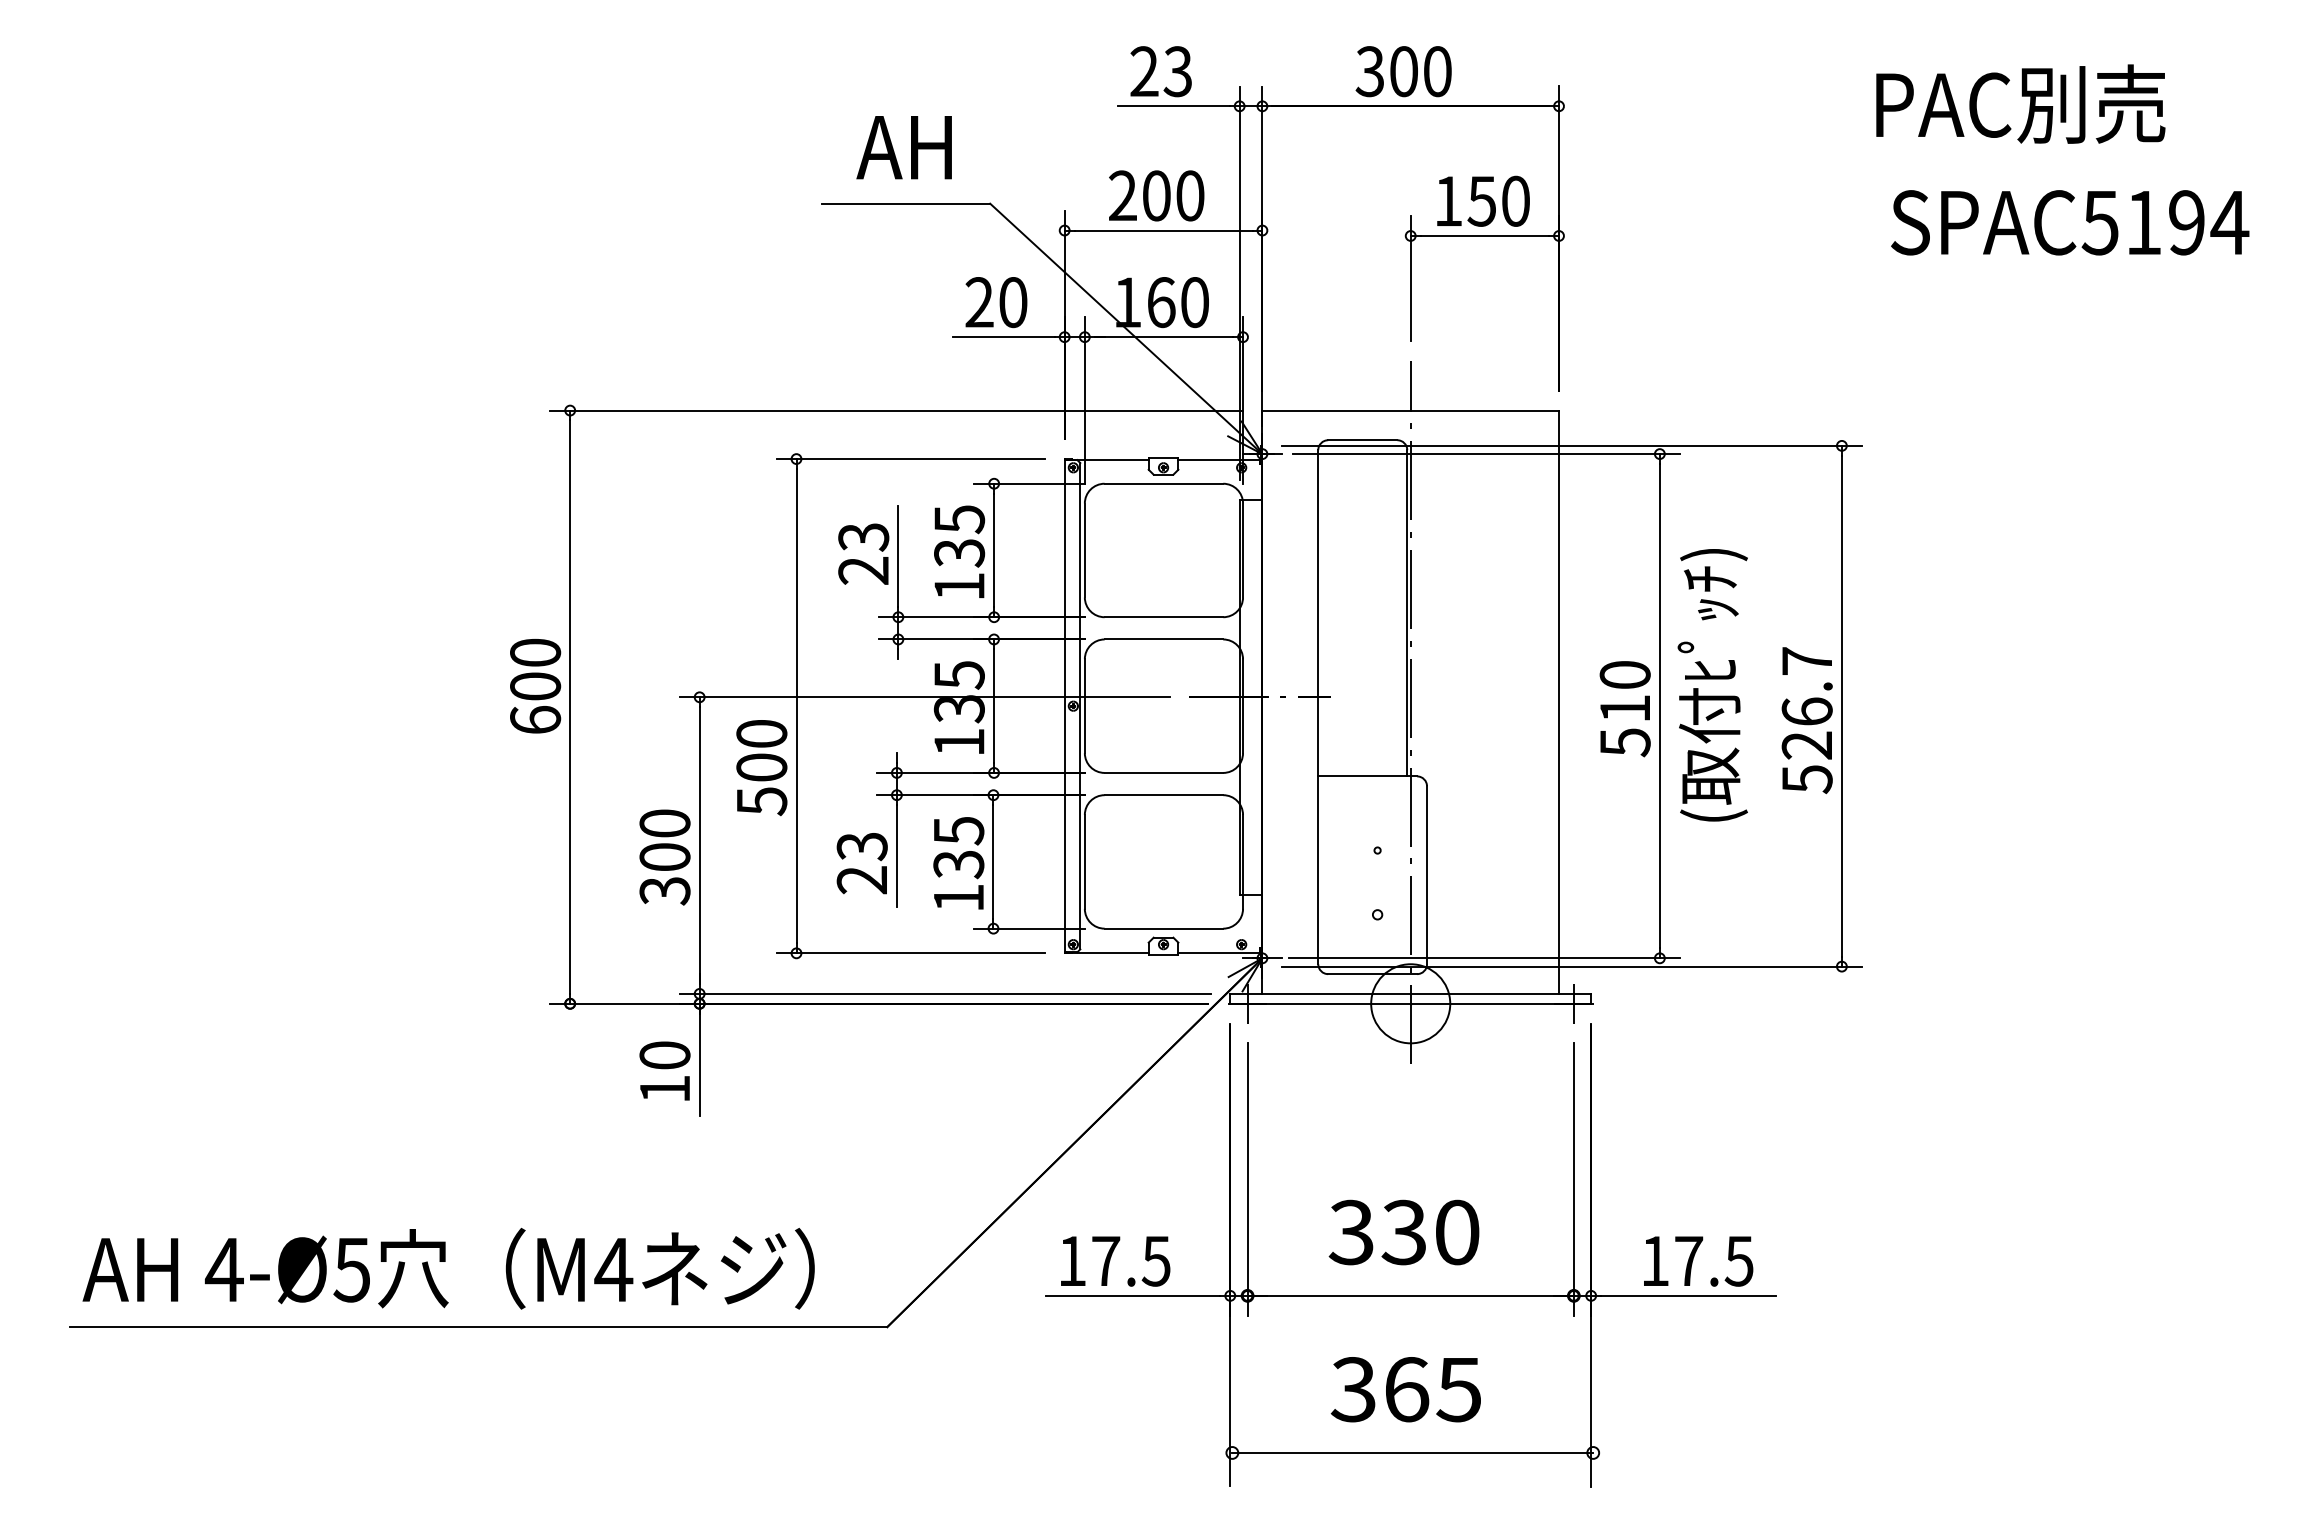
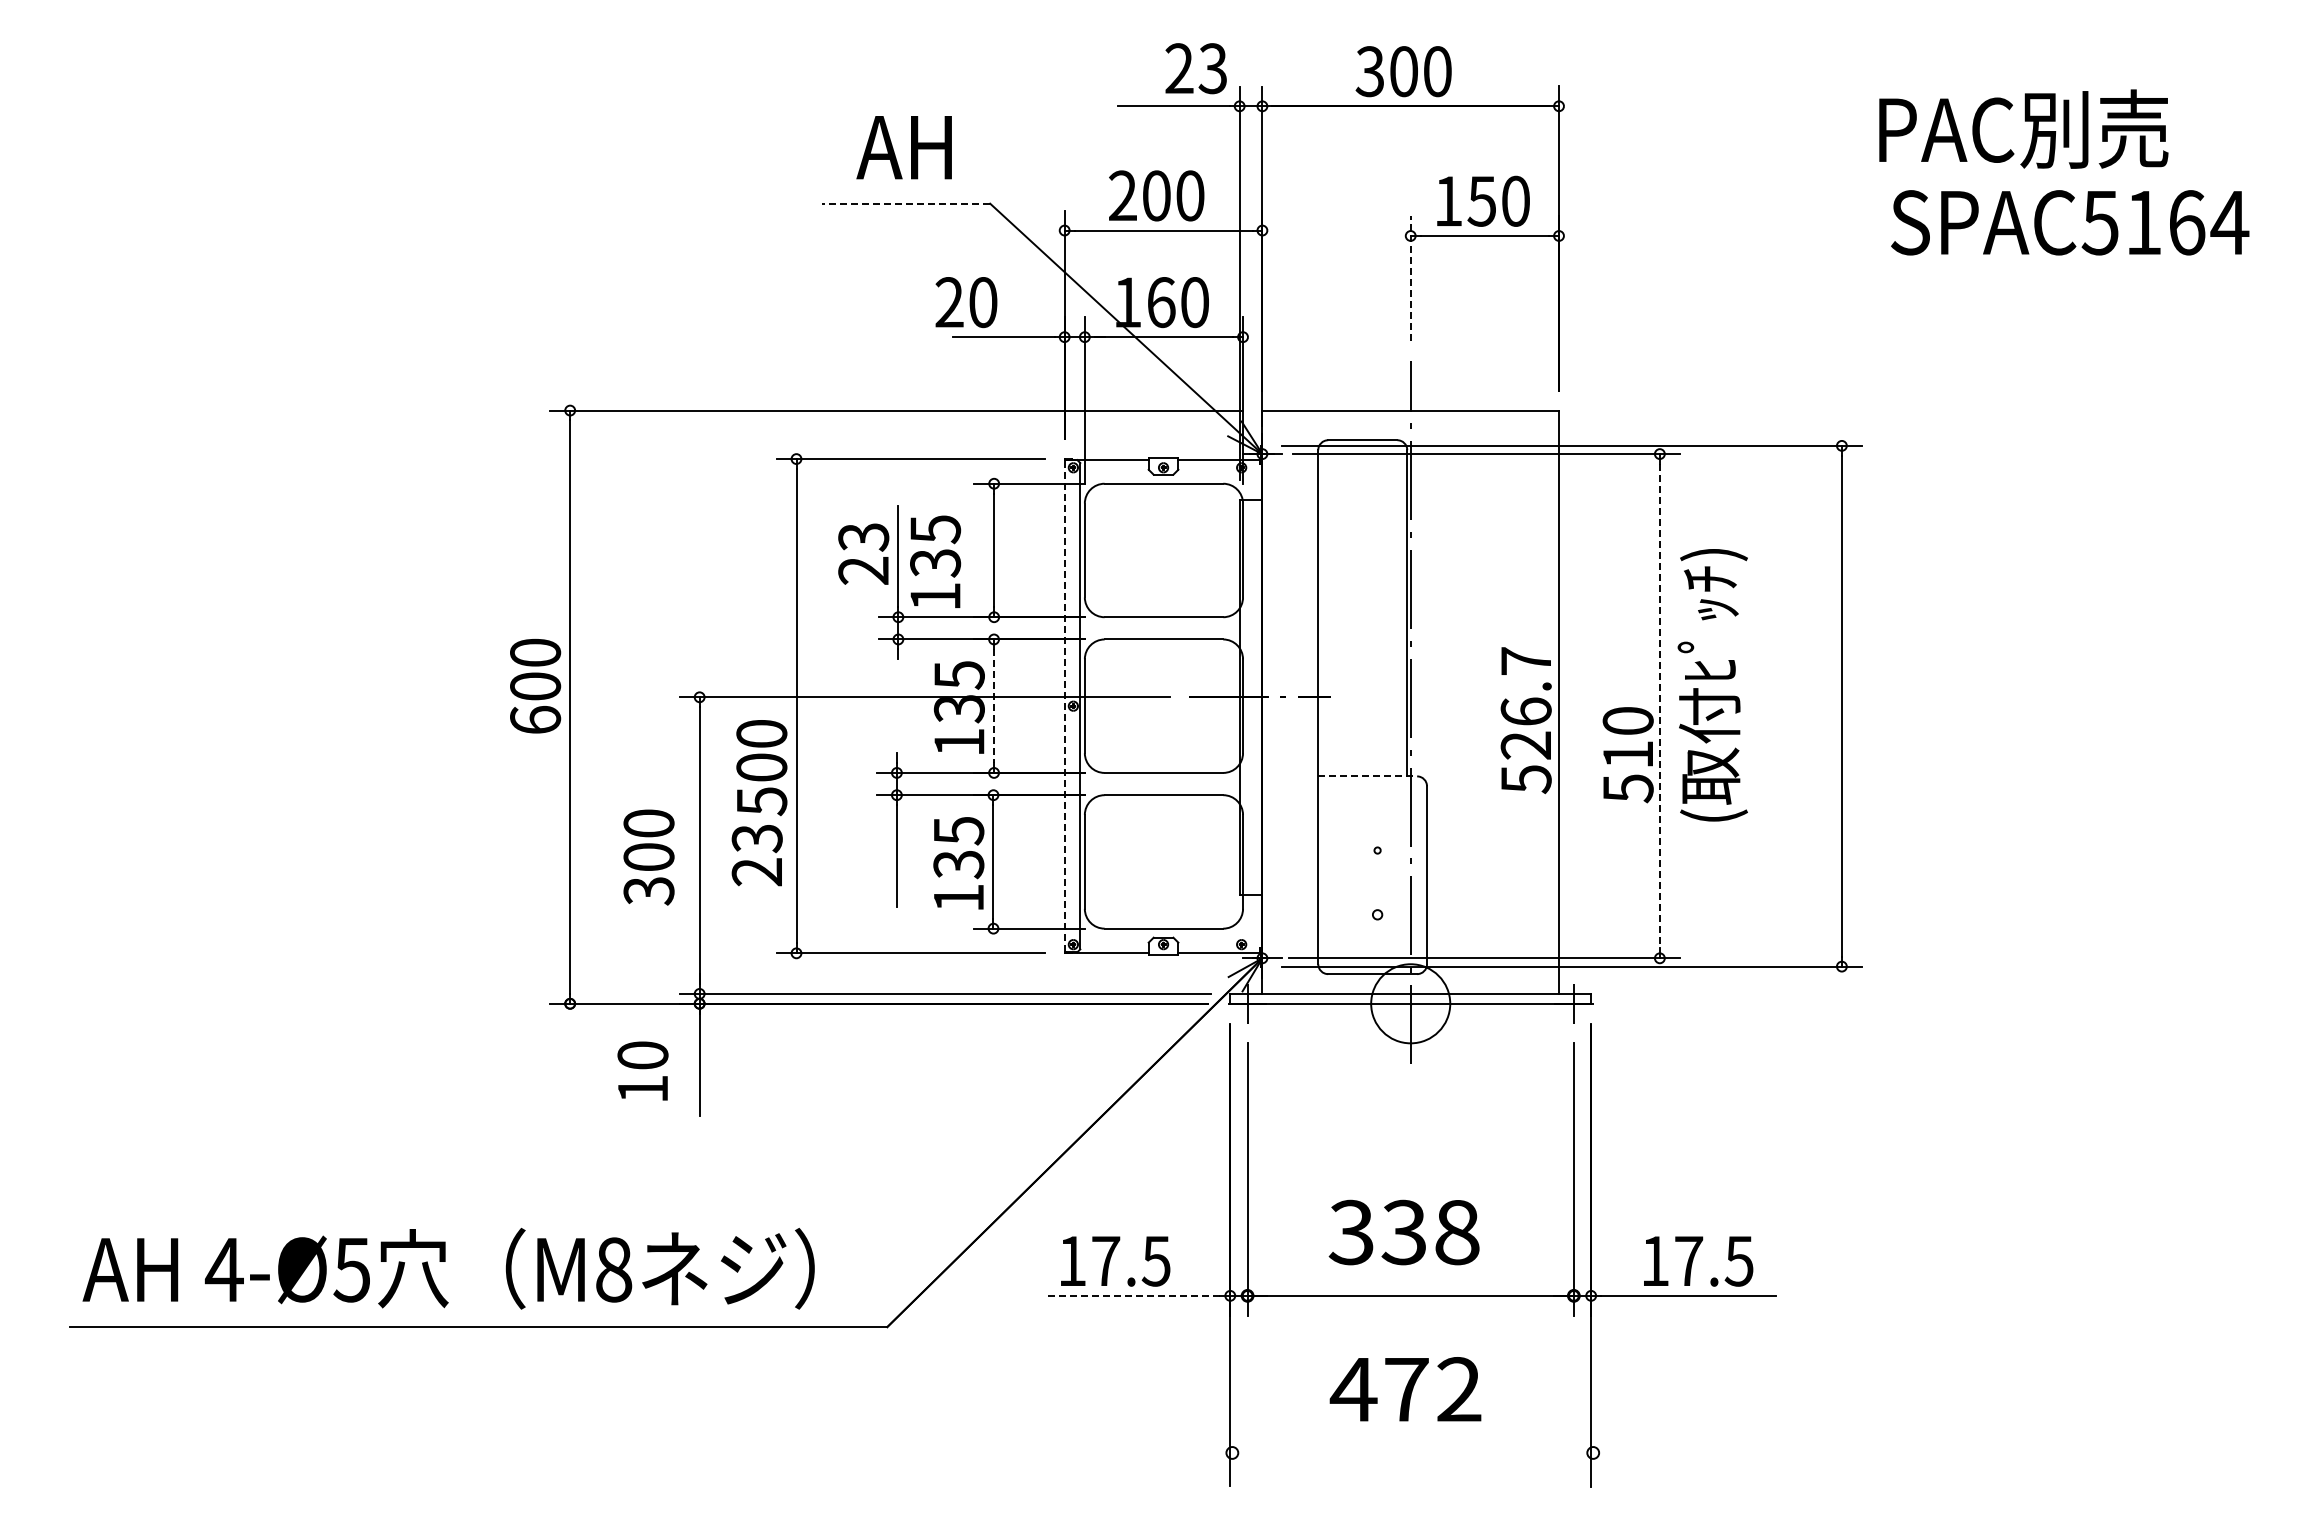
text position: (1160, 71) -> (1195, 68) (1195, 68)
text position: (2020, 103) -> (2023, 128) (2023, 128)
line: solid -> dashed (906, 203)
text: SPAC5194 -> SPAC5164 (2187, 222)
line: solid -> dashed (1410, 278)
text position: (996, 302) -> (966, 302) (966, 302)
text position: (959, 551) -> (935, 561) (935, 561)
line: solid -> dashed (1064, 705)
line: solid -> dashed (994, 706)
line: solid -> dashed (1659, 706)
text position: (1624, 709) -> (1627, 755) (1627, 755)
text position: (1806, 720) -> (1525, 720) (1525, 720)
line: solid -> dashed (1368, 776)
text position: (664, 857) -> (648, 857) (648, 857)
text position: (861, 863) -> (756, 855) (756, 855)
text position: (664, 1070) -> (642, 1070) (642, 1070)
text: 330 -> 338 (1457, 1232)
text: M4 -> M8 (613, 1269)
line: solid -> dashed (1132, 1295)
text: 365 -> 472 (1405, 1389)
line: present -> none (1412, 1452)
